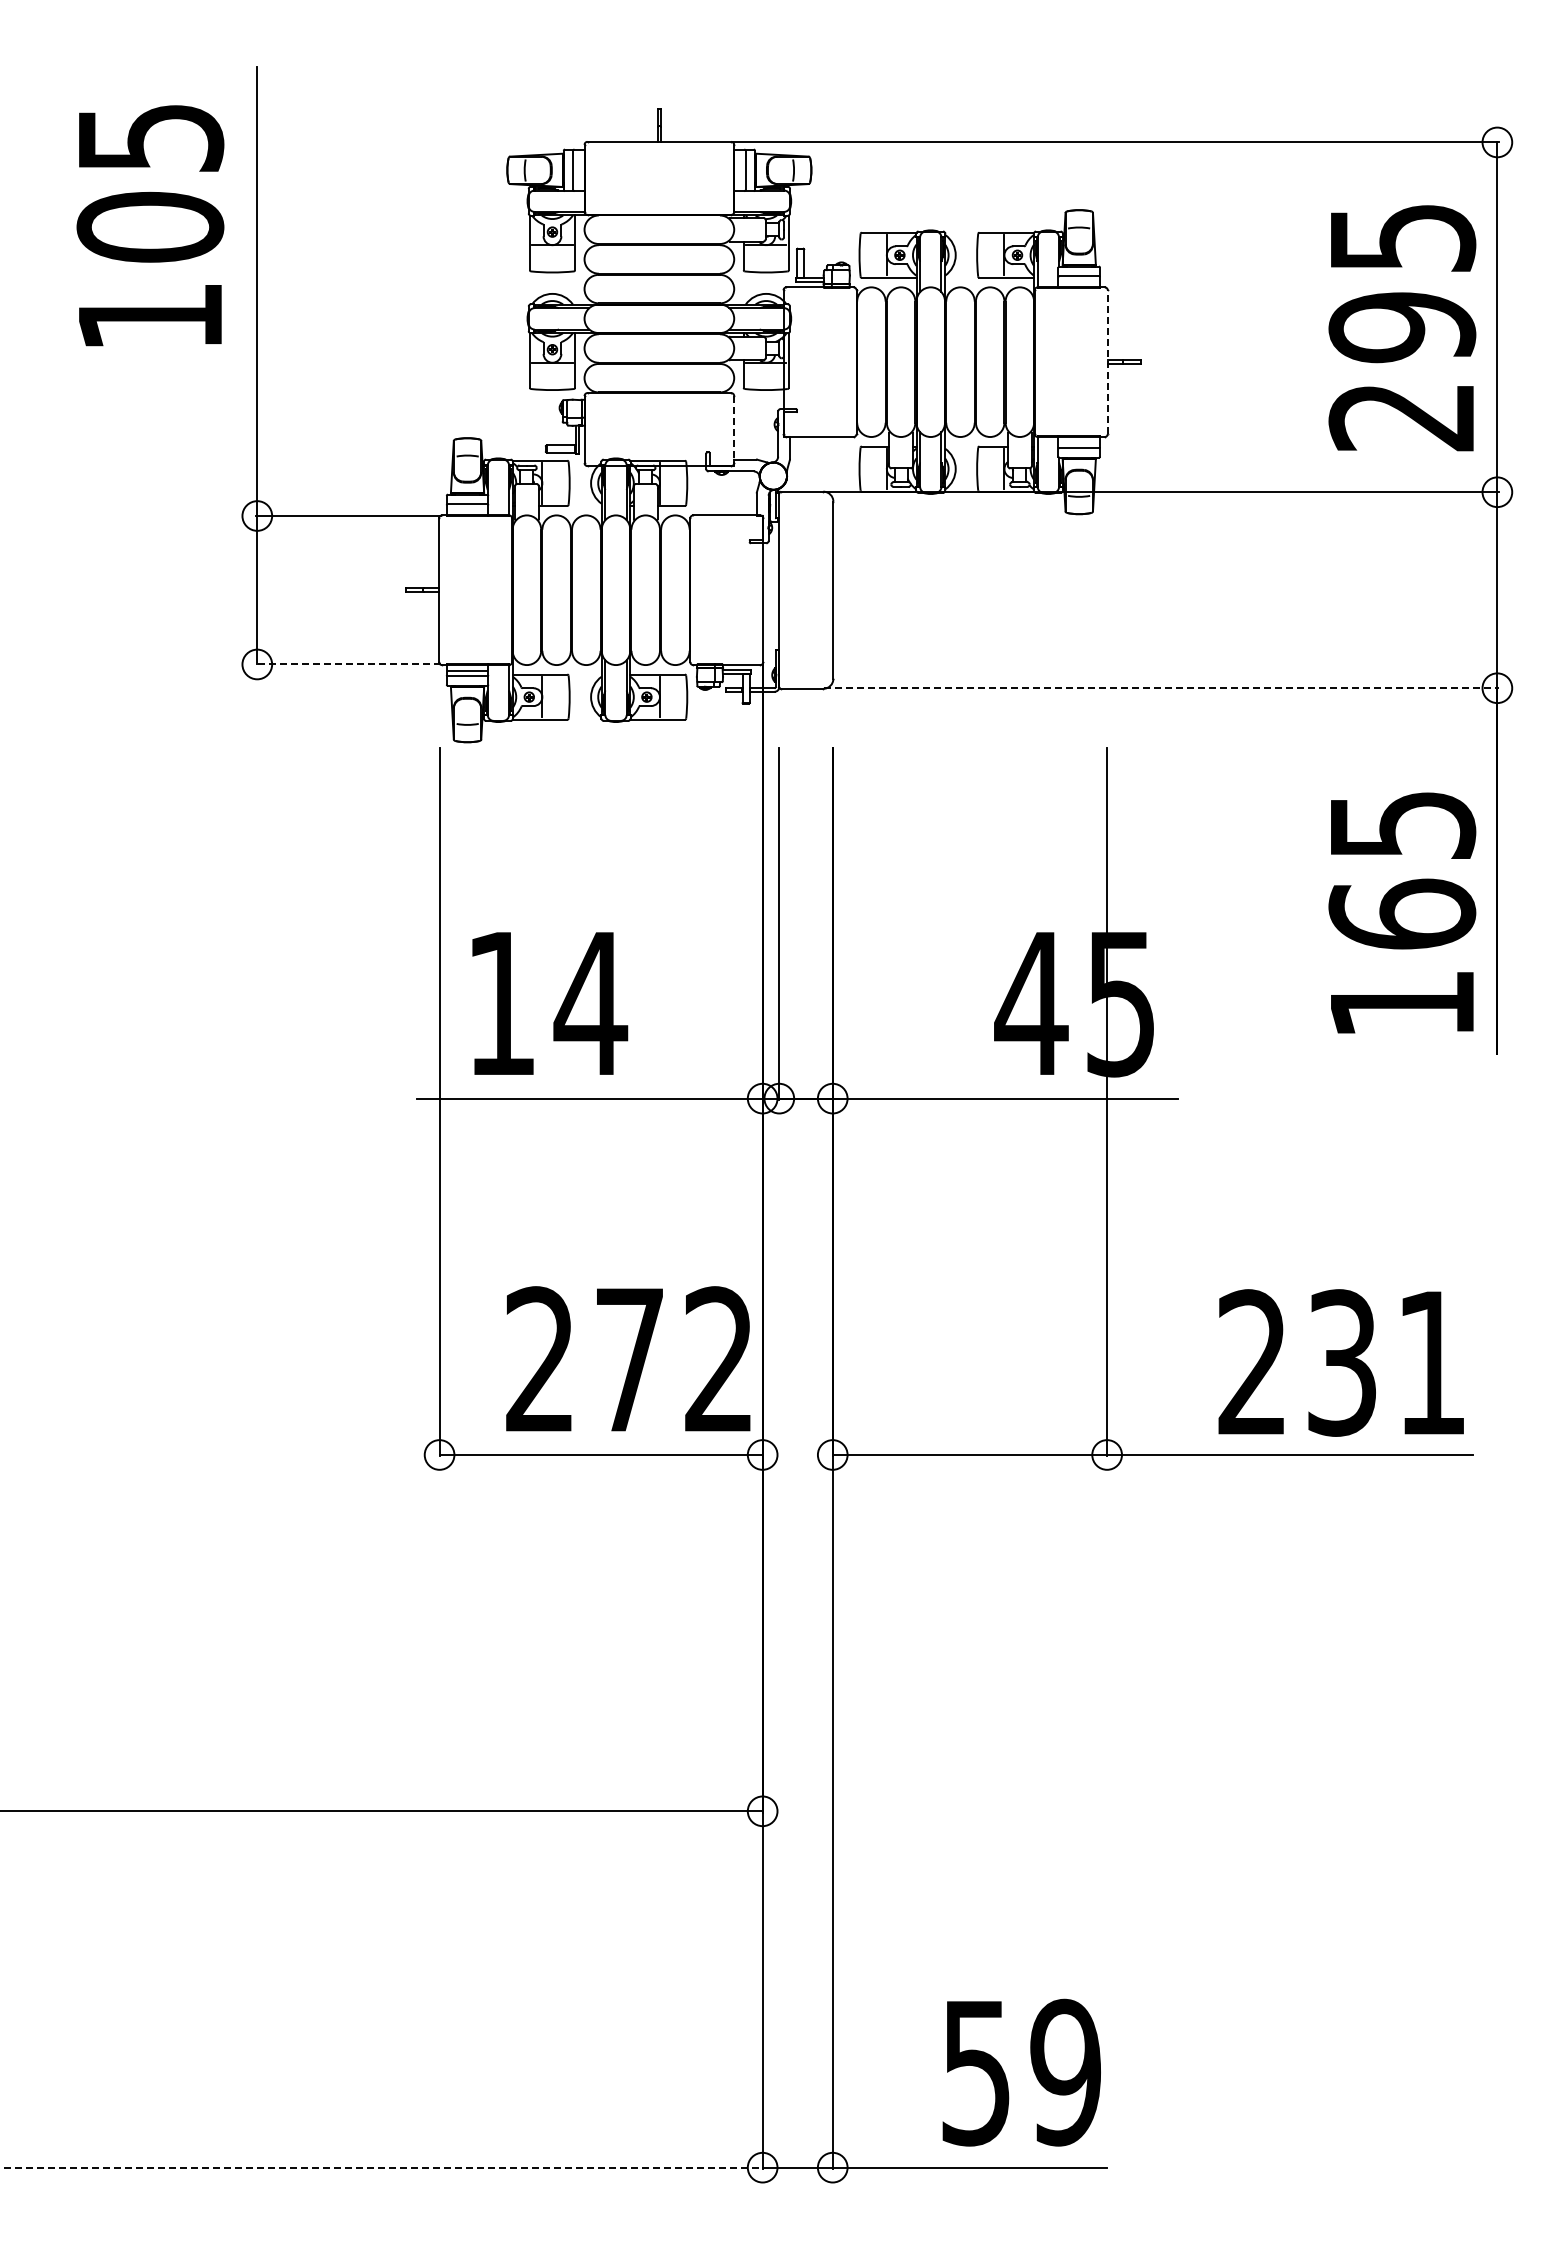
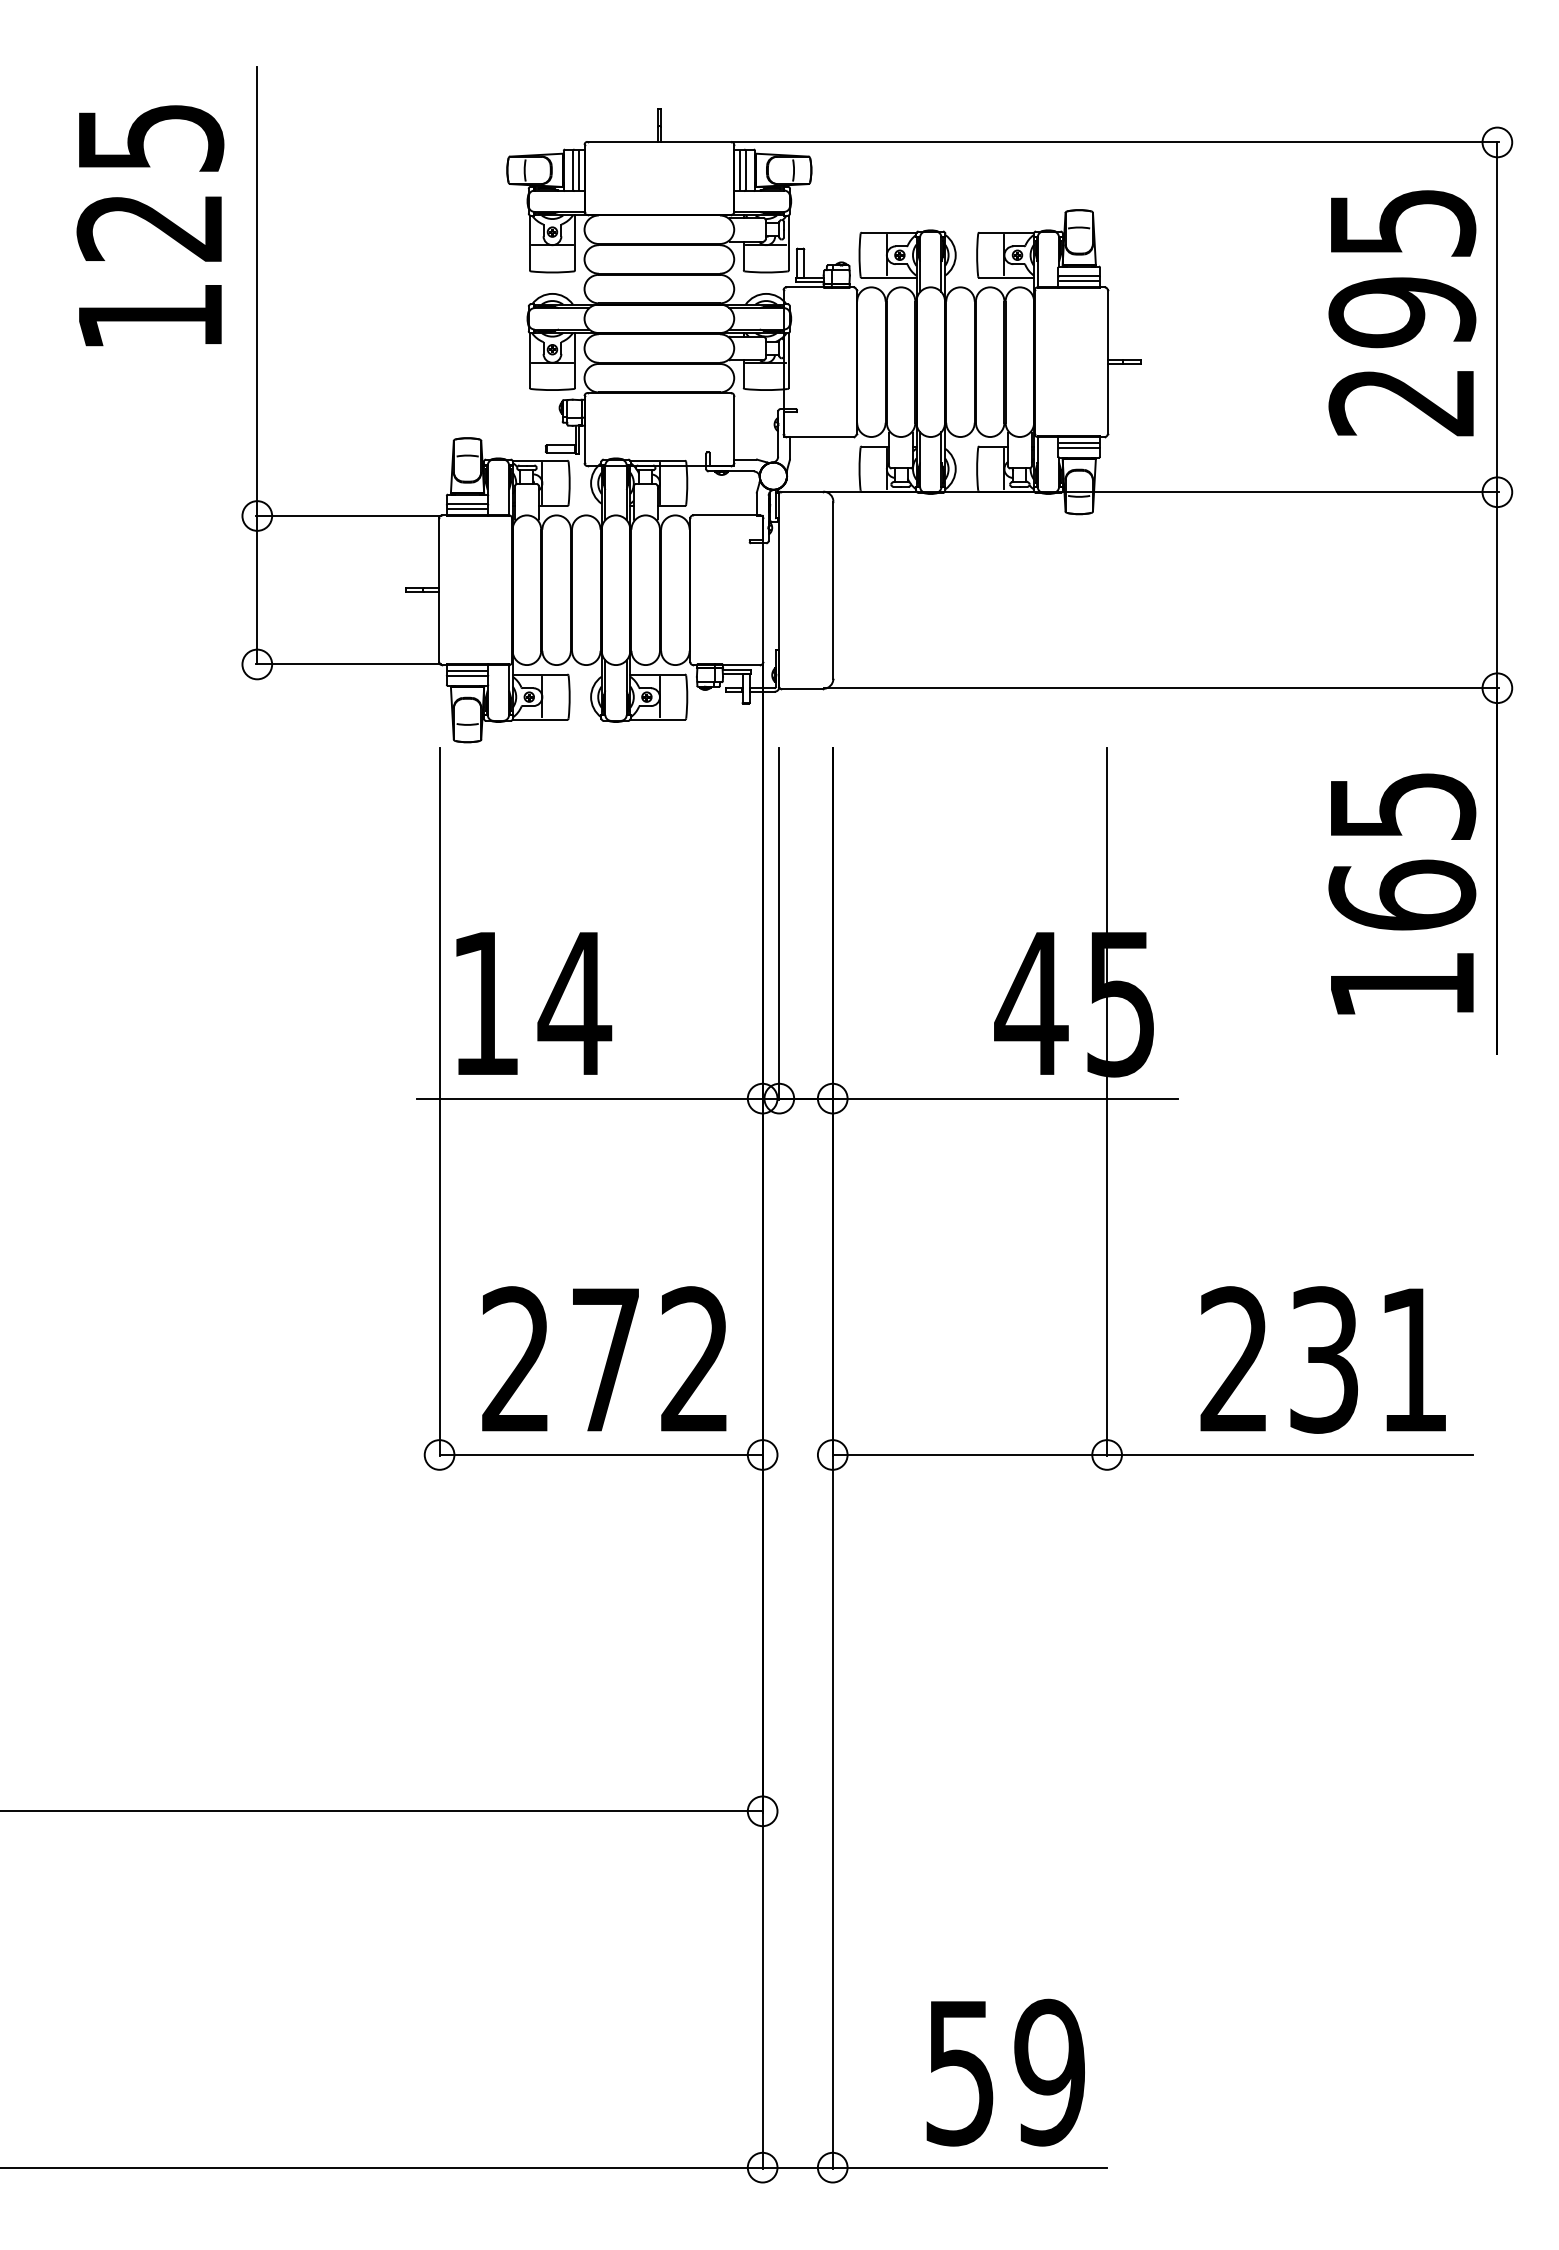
line: none -> present (578, 170)
line: none -> present (740, 170)
text: 105 -> 125 (150, 226)
line: none -> present (1078, 281)
text position: (1402, 328) -> (1402, 313) (1402, 313)
line: dashed -> solid (1107, 362)
line: dashed -> solid (734, 429)
line: none -> present (1078, 442)
line: none -> present (467, 509)
line: dashed -> solid (347, 664)
line: dashed -> solid (1162, 688)
text position: (1402, 912) -> (1402, 893) (1402, 893)
text position: (550, 1003) -> (534, 1003) (534, 1003)
text position: (628, 1358) -> (604, 1358) (604, 1358)
text position: (1340, 1362) -> (1322, 1359) (1322, 1359)
text position: (1021, 2072) -> (1005, 2072) (1005, 2072)
line: dashed -> solid (381, 2167)
